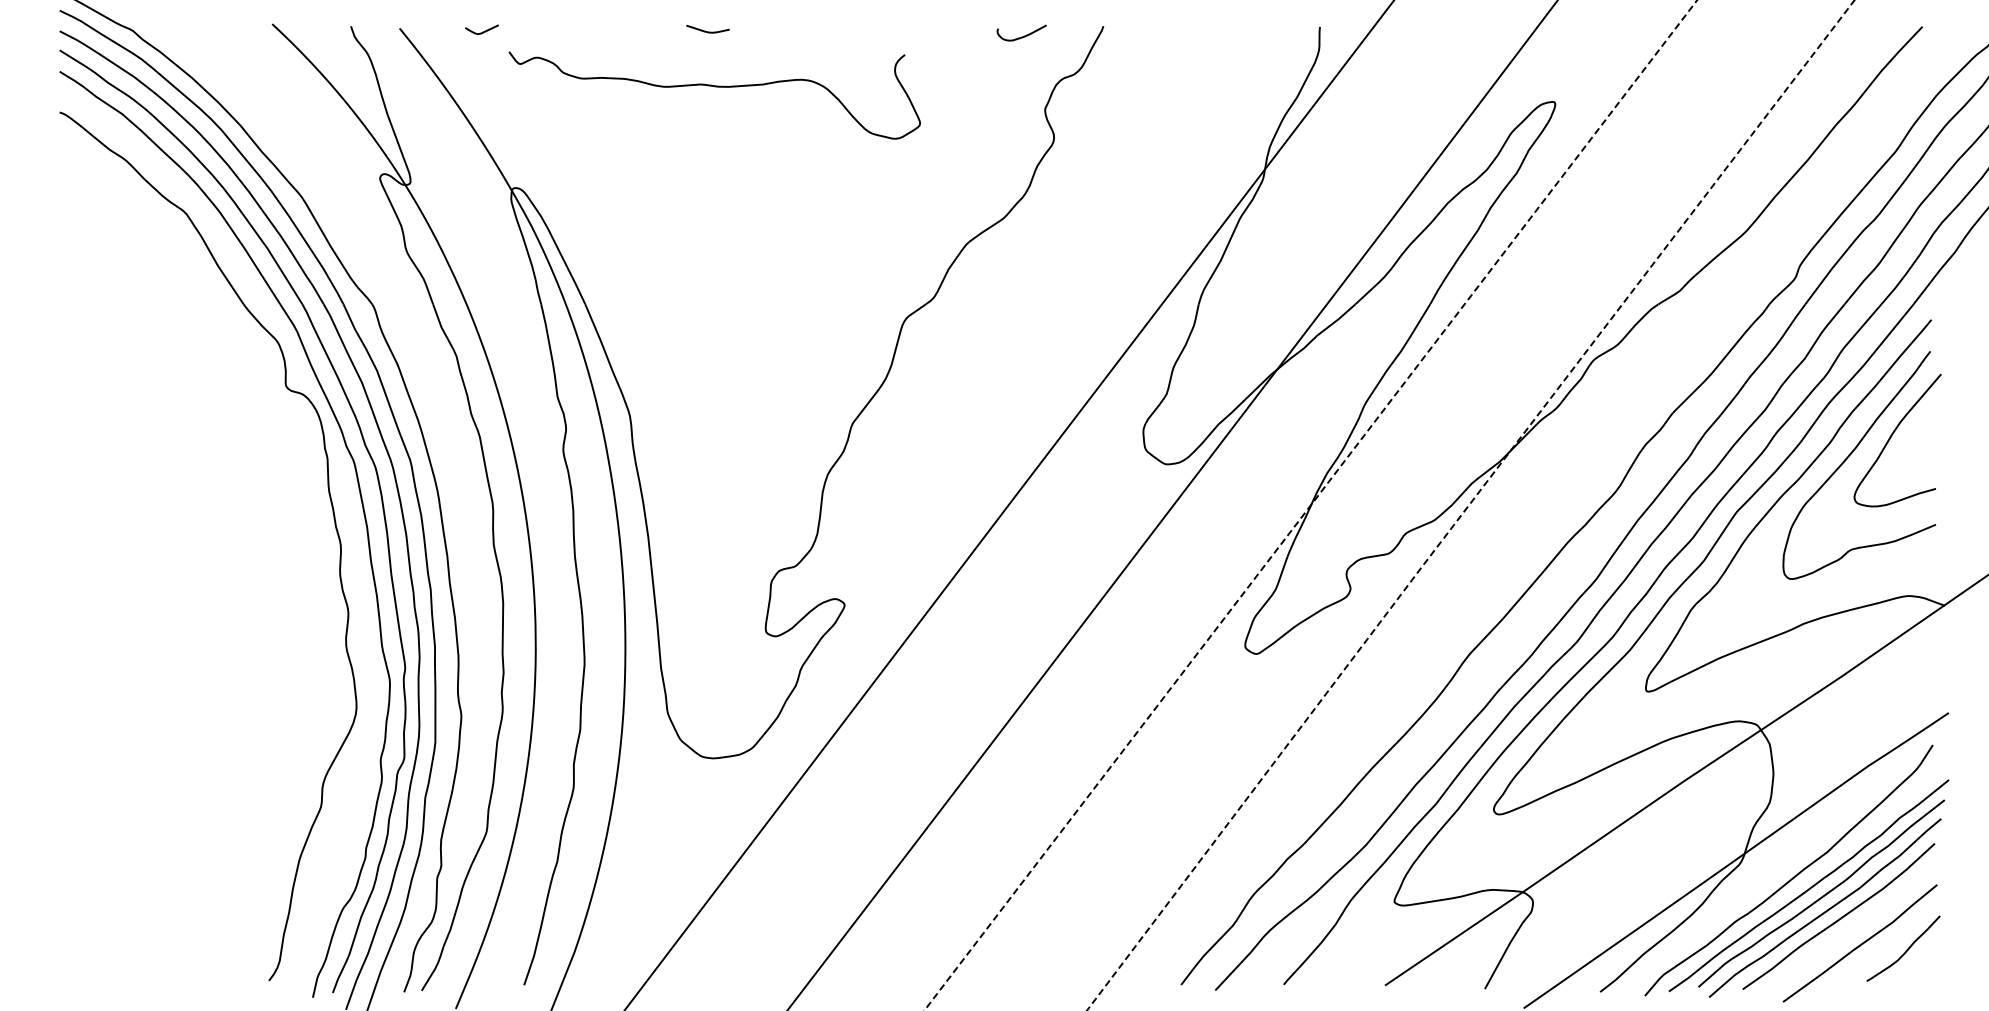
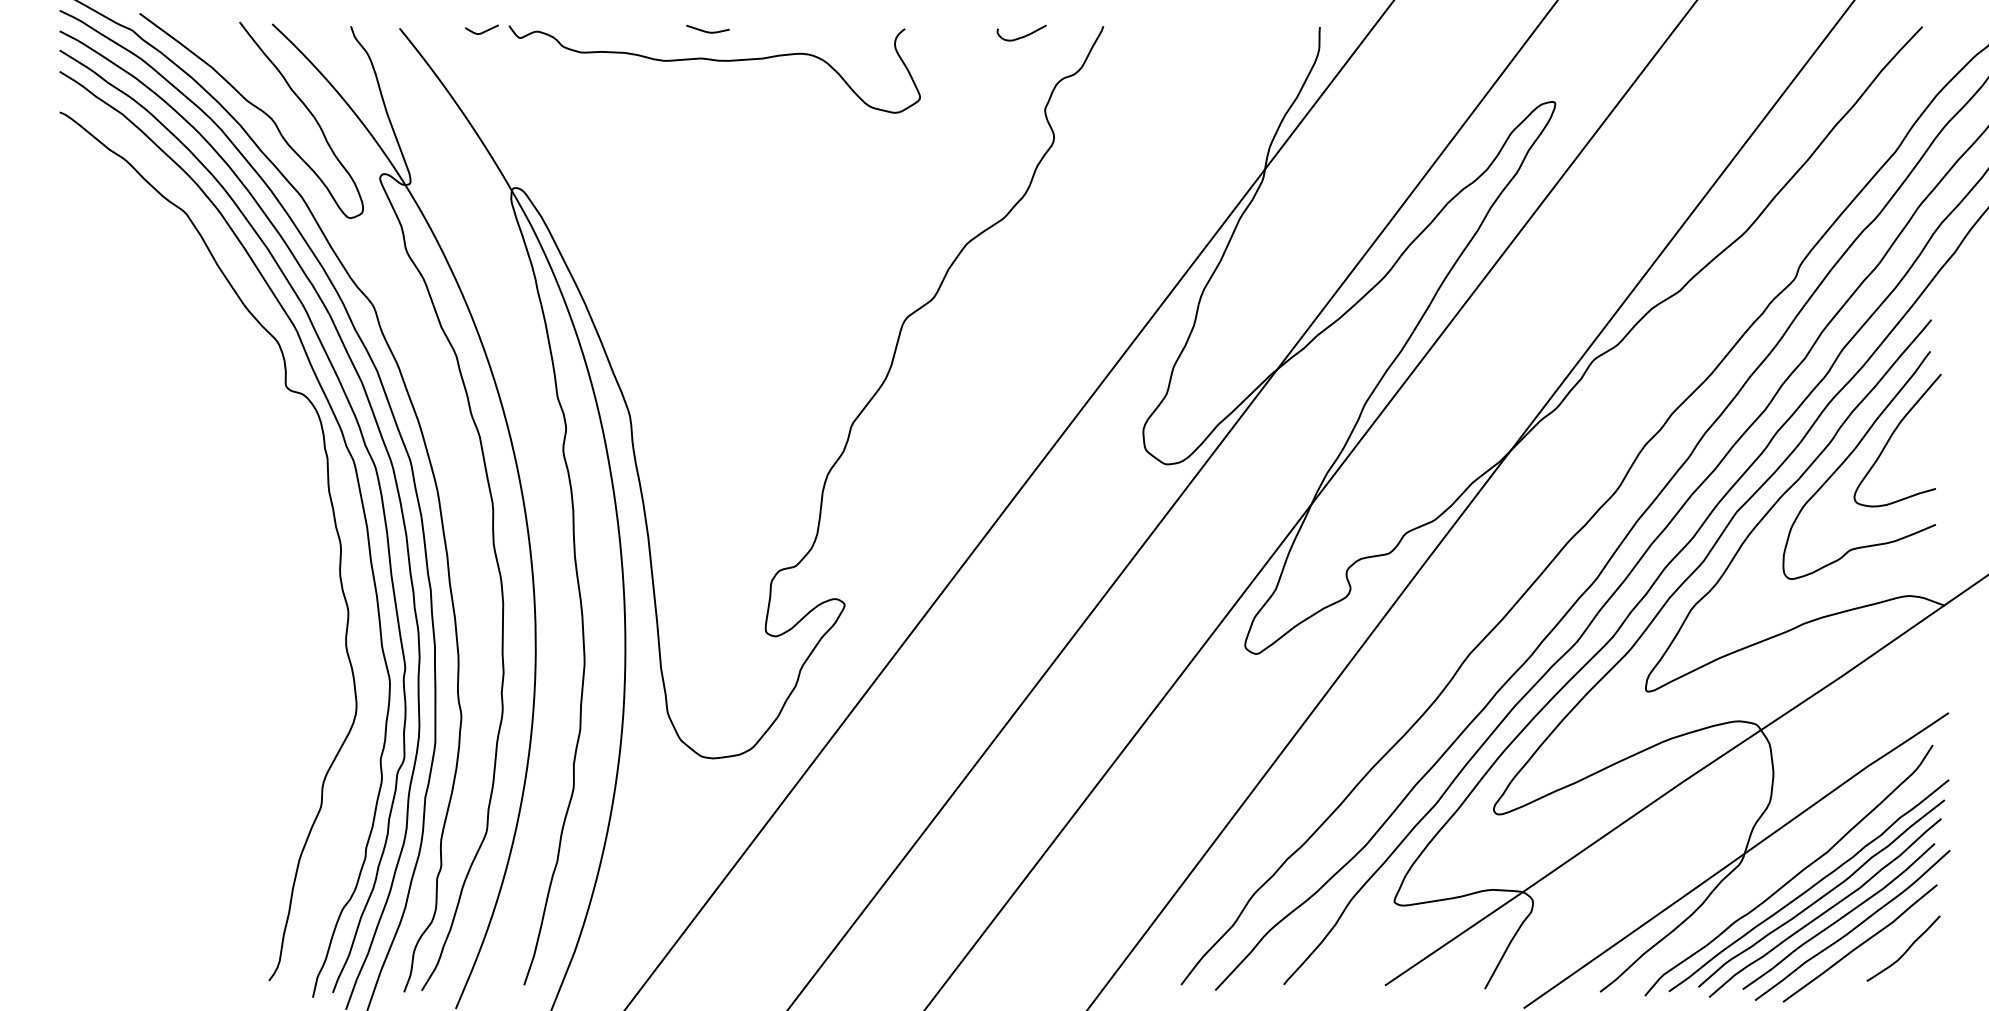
curve position: (714, 87) -> (714, 61) (714, 61)
curve: none -> present (256, 108)
line: dashed -> solid (1469, 504)
line: dashed -> solid (1310, 505)
curve: none -> present (1855, 926)
